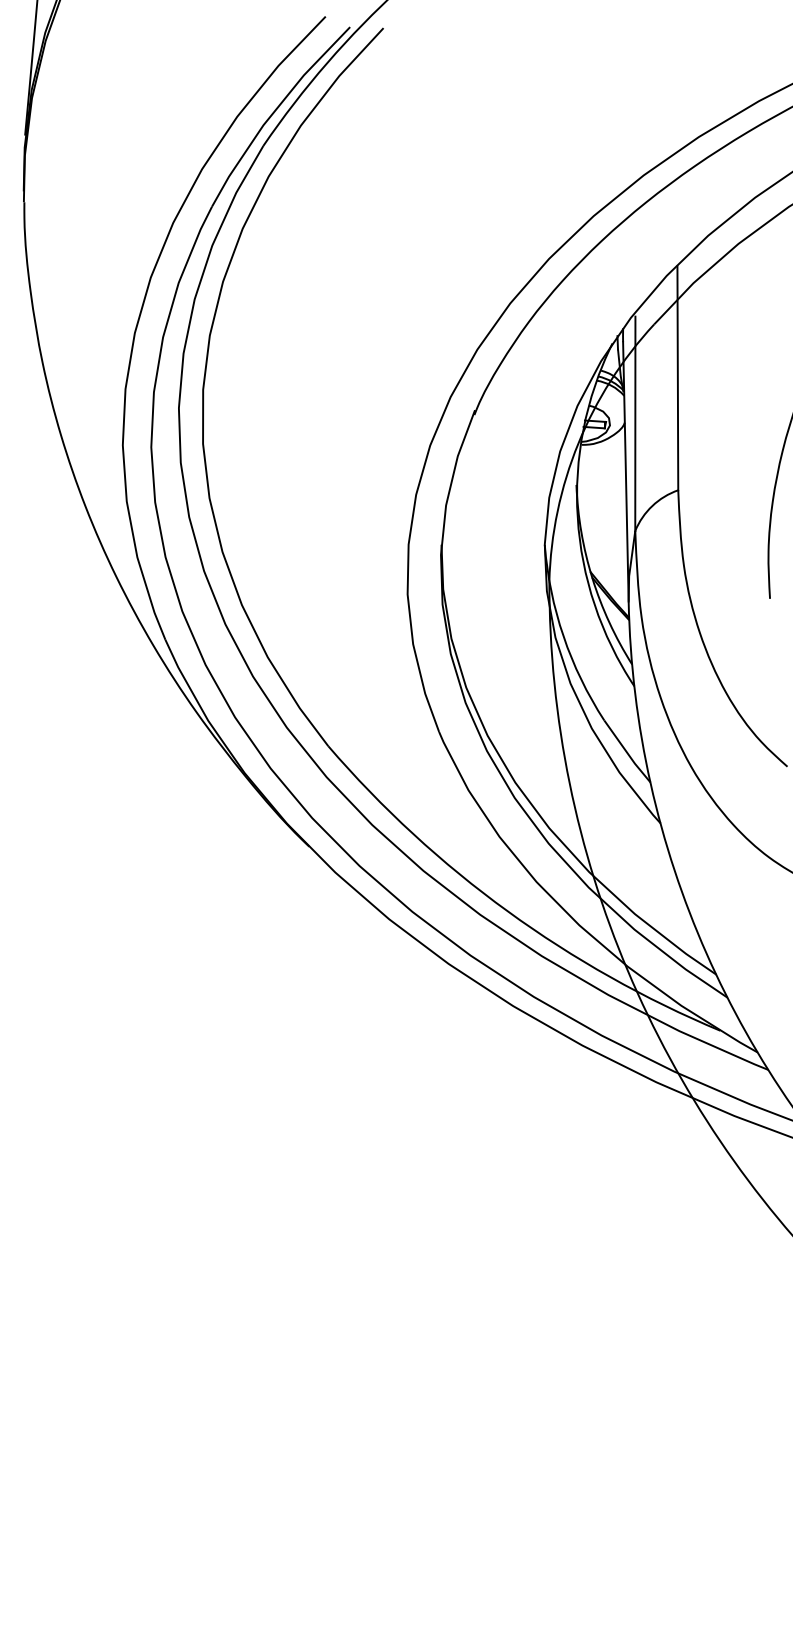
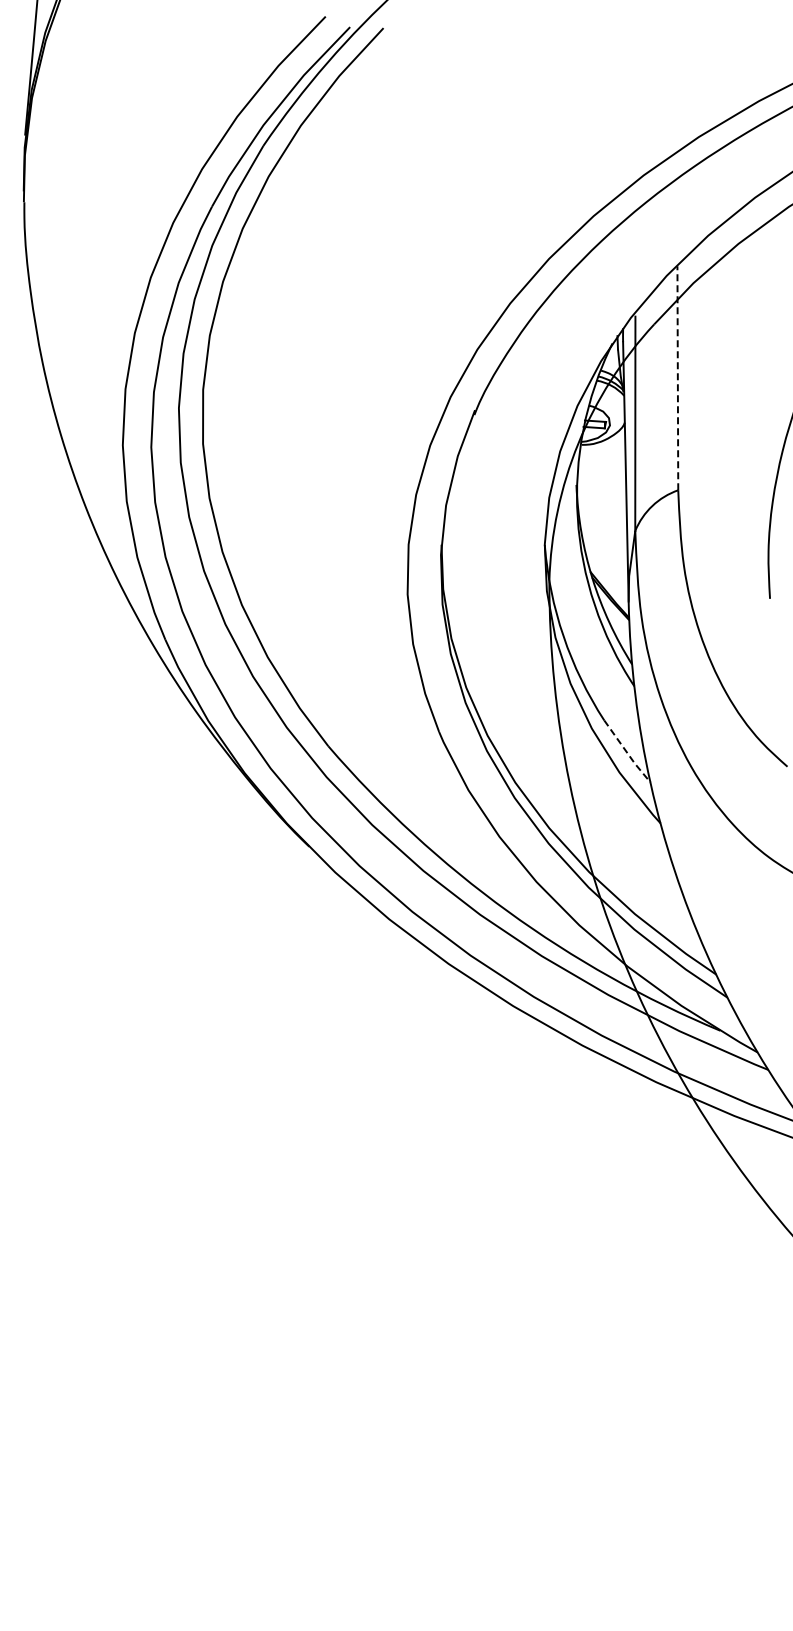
line: solid -> dashed (677, 378)
line: solid -> dashed (627, 752)
